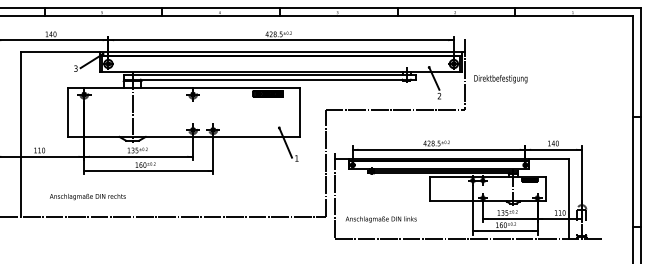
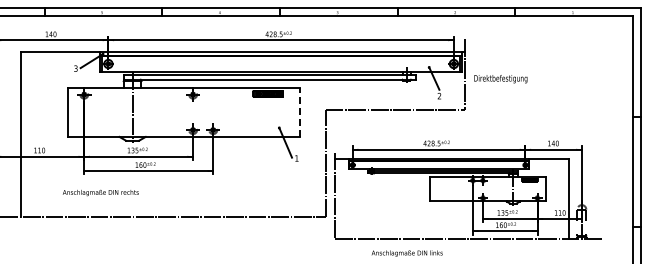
line: solid -> dashed (299, 111)
text position: (87, 196) -> (100, 192) (100, 192)
text position: (380, 219) -> (406, 253) (406, 253)
